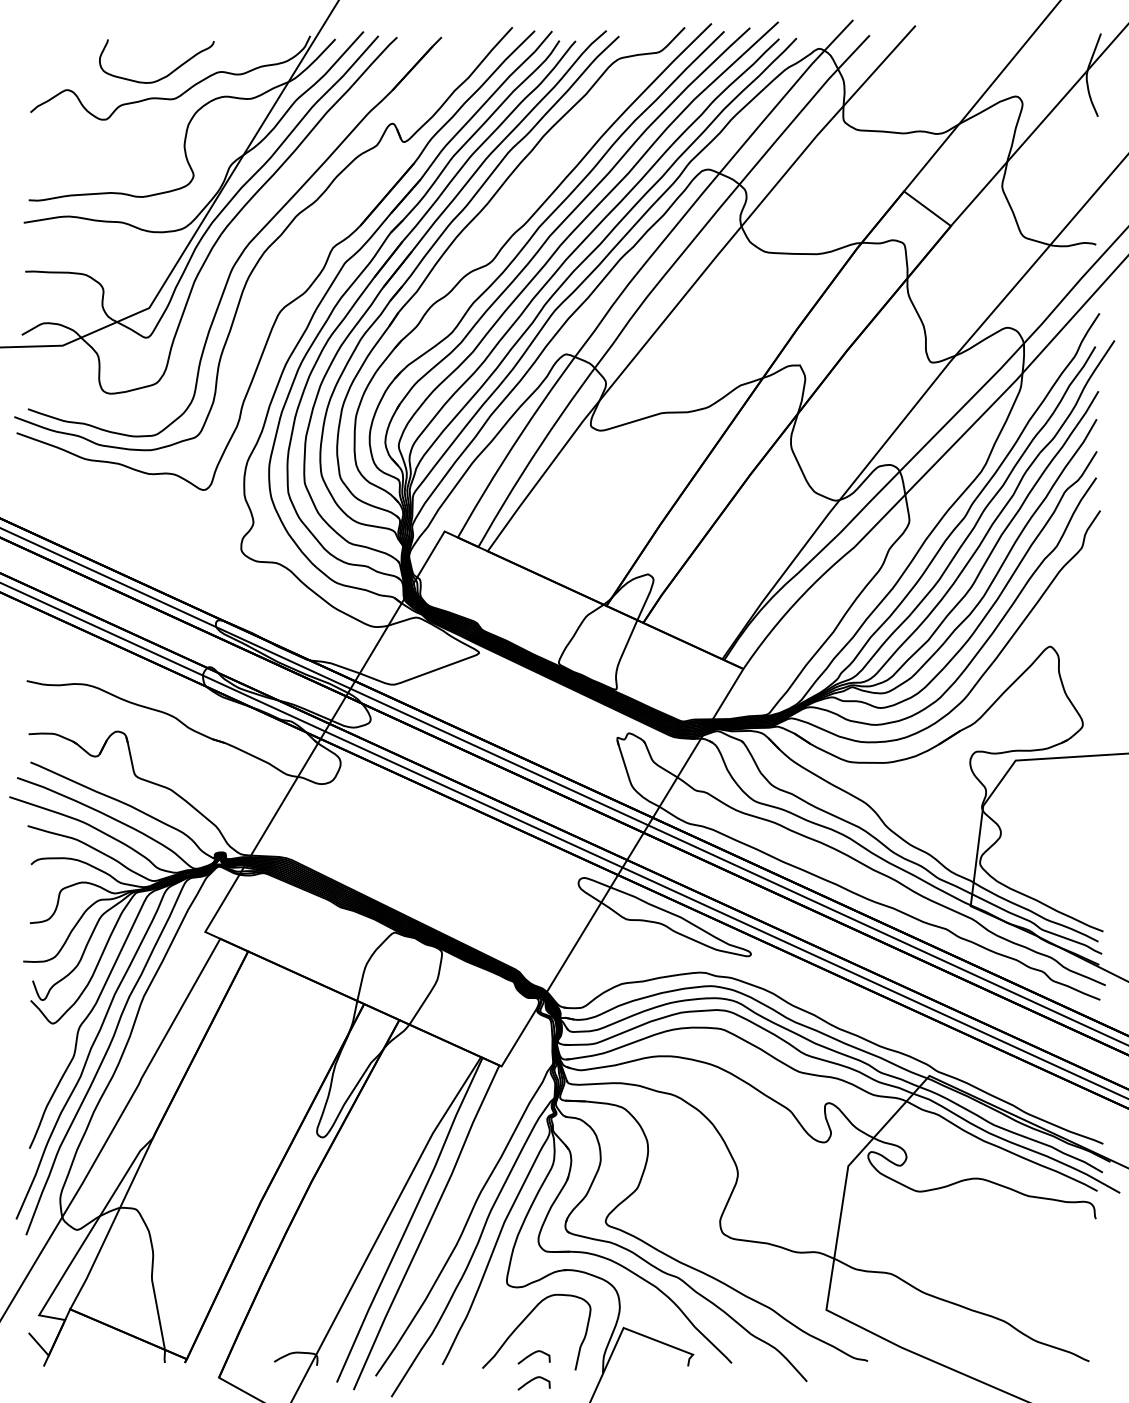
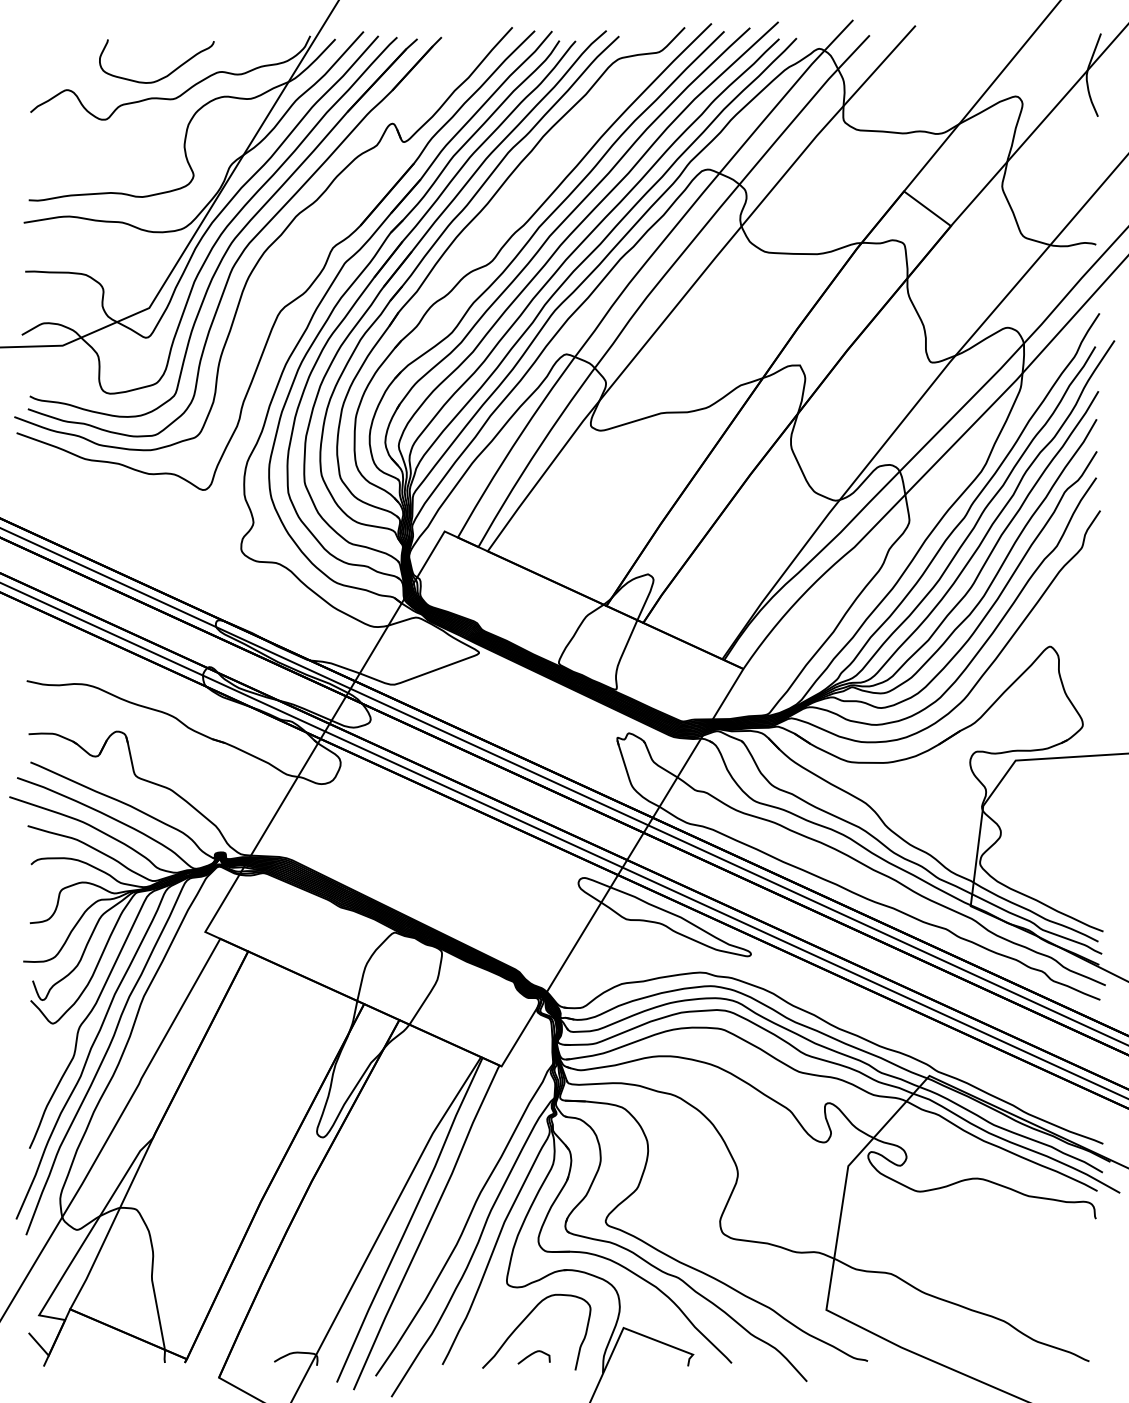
part: none -> present (234, 237)
curve: present -> none (531, 1381)
